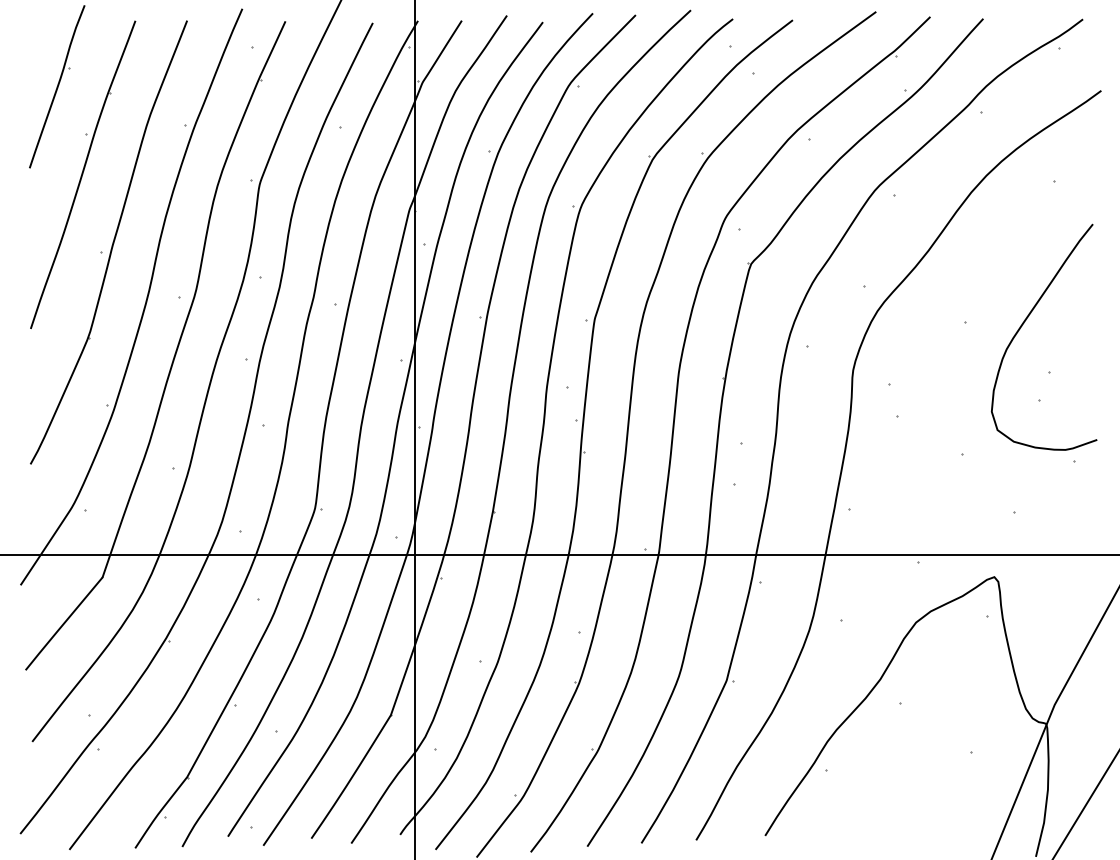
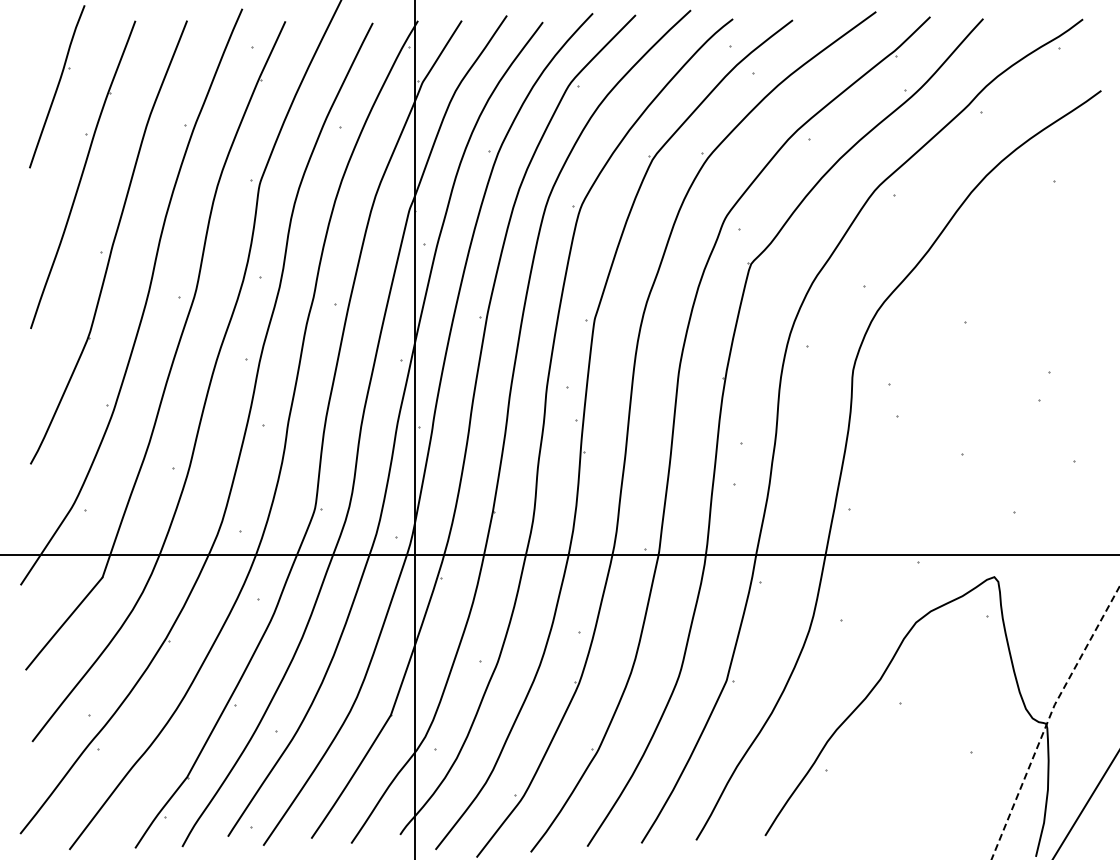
curve: present -> none (1024, 323)
line: solid -> dashed (1049, 718)
